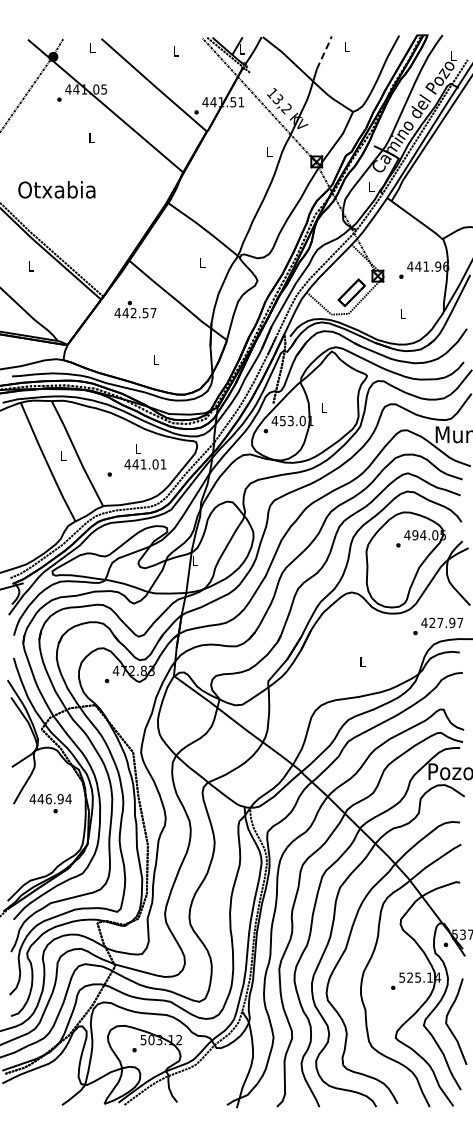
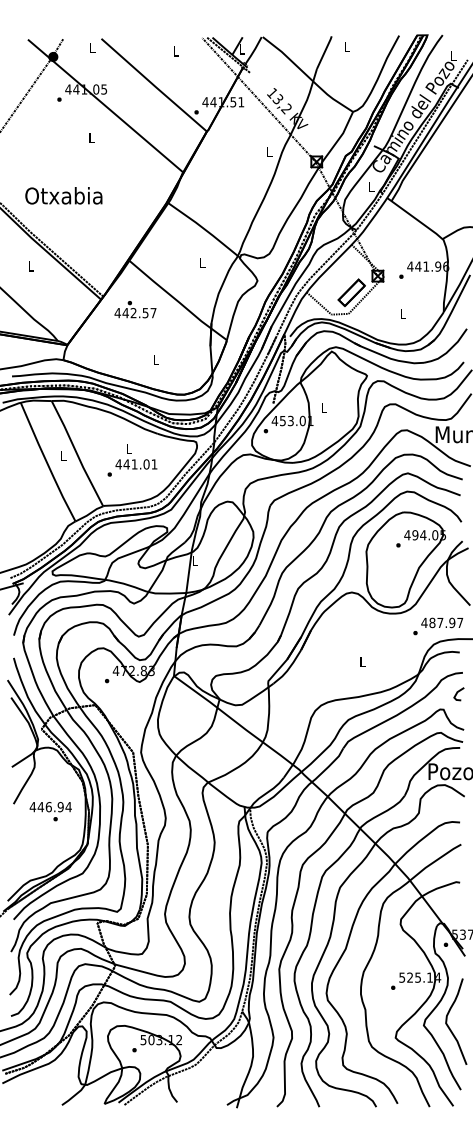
line: dashed -> solid (324, 51)
text position: (56, 189) -> (63, 195) (63, 195)
text position: (145, 456) -> (136, 456) (136, 456)
text: 427.97 -> 487.97 (432, 622)
line: none -> present (457, 694)
text position: (50, 803) -> (50, 811) (50, 811)
